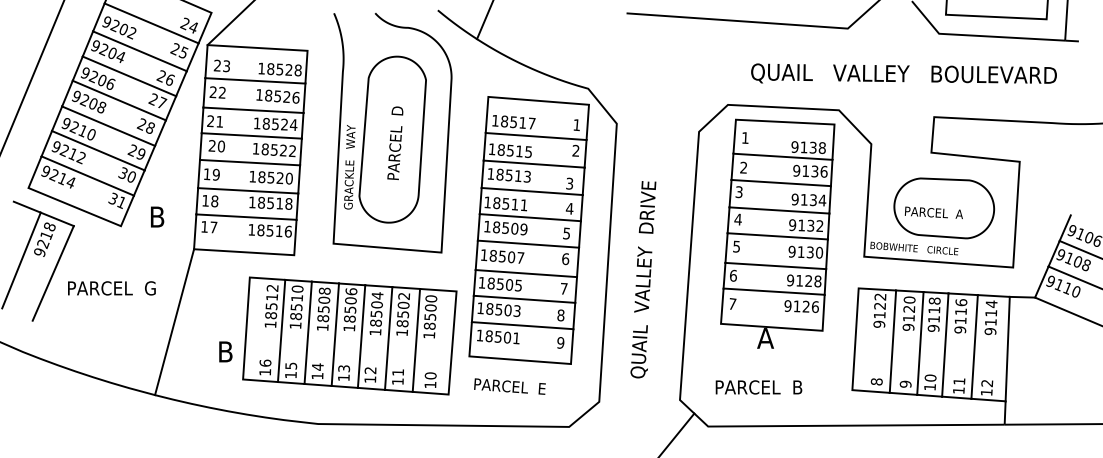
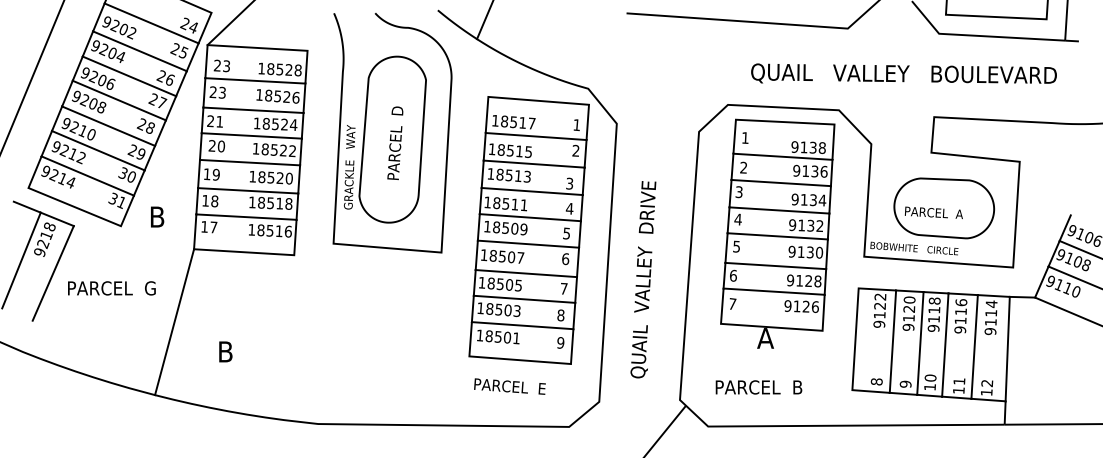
text: 22 -> 23 (221, 92)
part: present -> none (349, 335)
line position: (677, 433) -> (665, 430) (665, 430)
